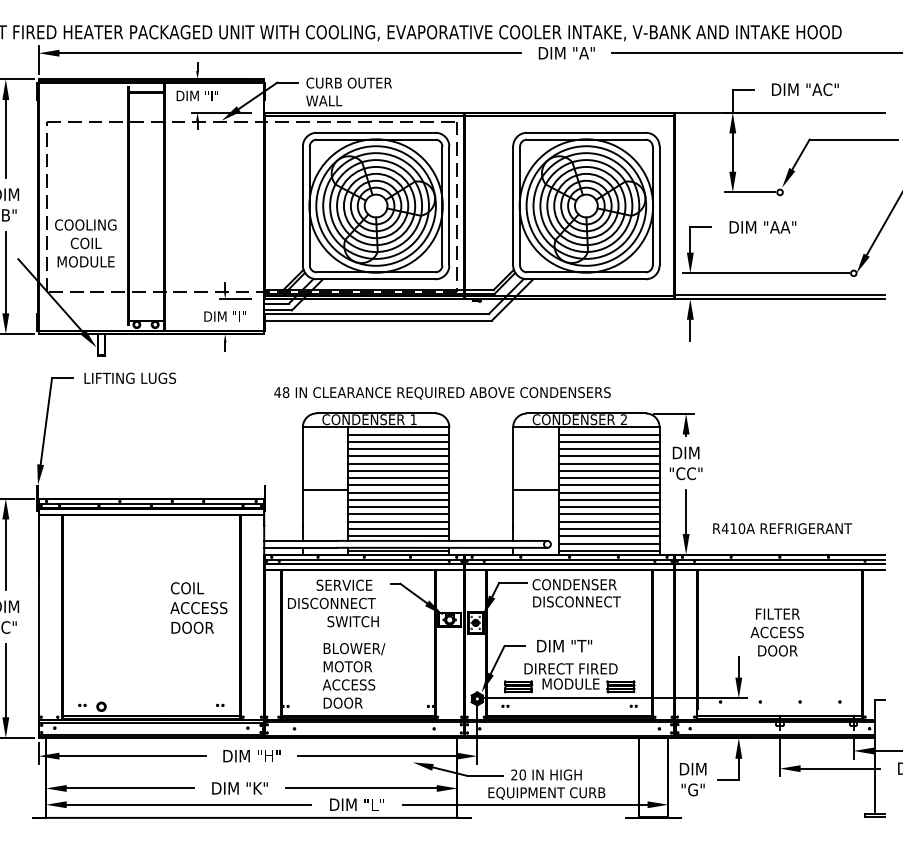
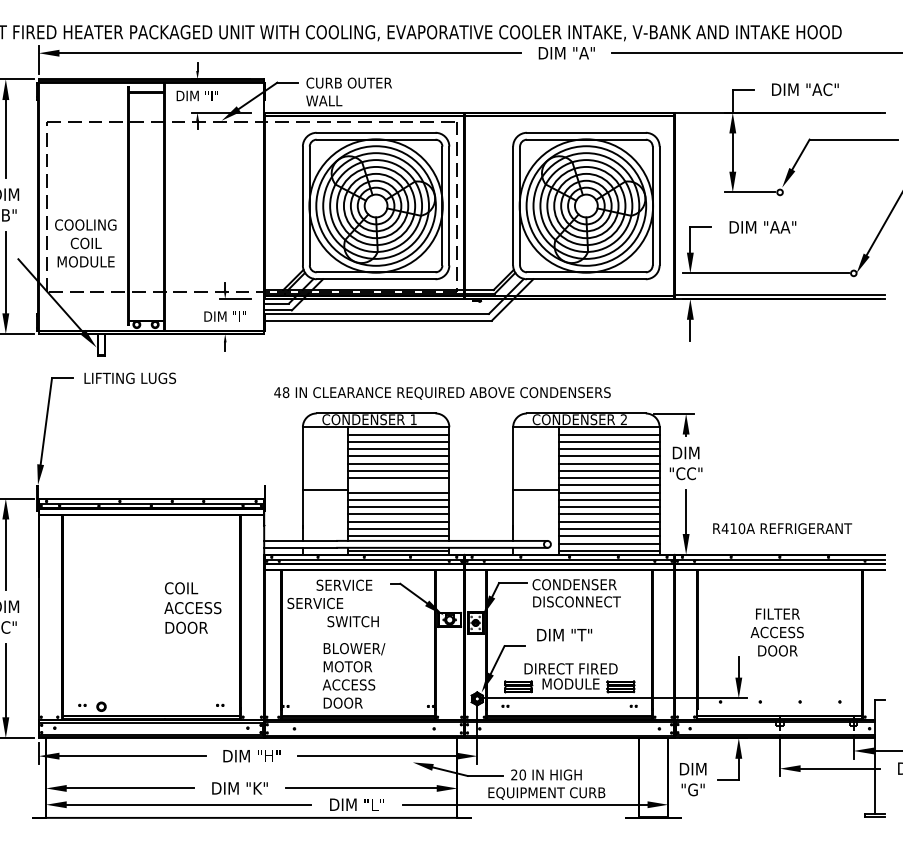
line: present -> none (398, 485)
text: DISCONNECT -> SERVICE (331, 603)
text position: (198, 607) -> (192, 607) (192, 607)
text position: (564, 646) -> (564, 635) (564, 635)
